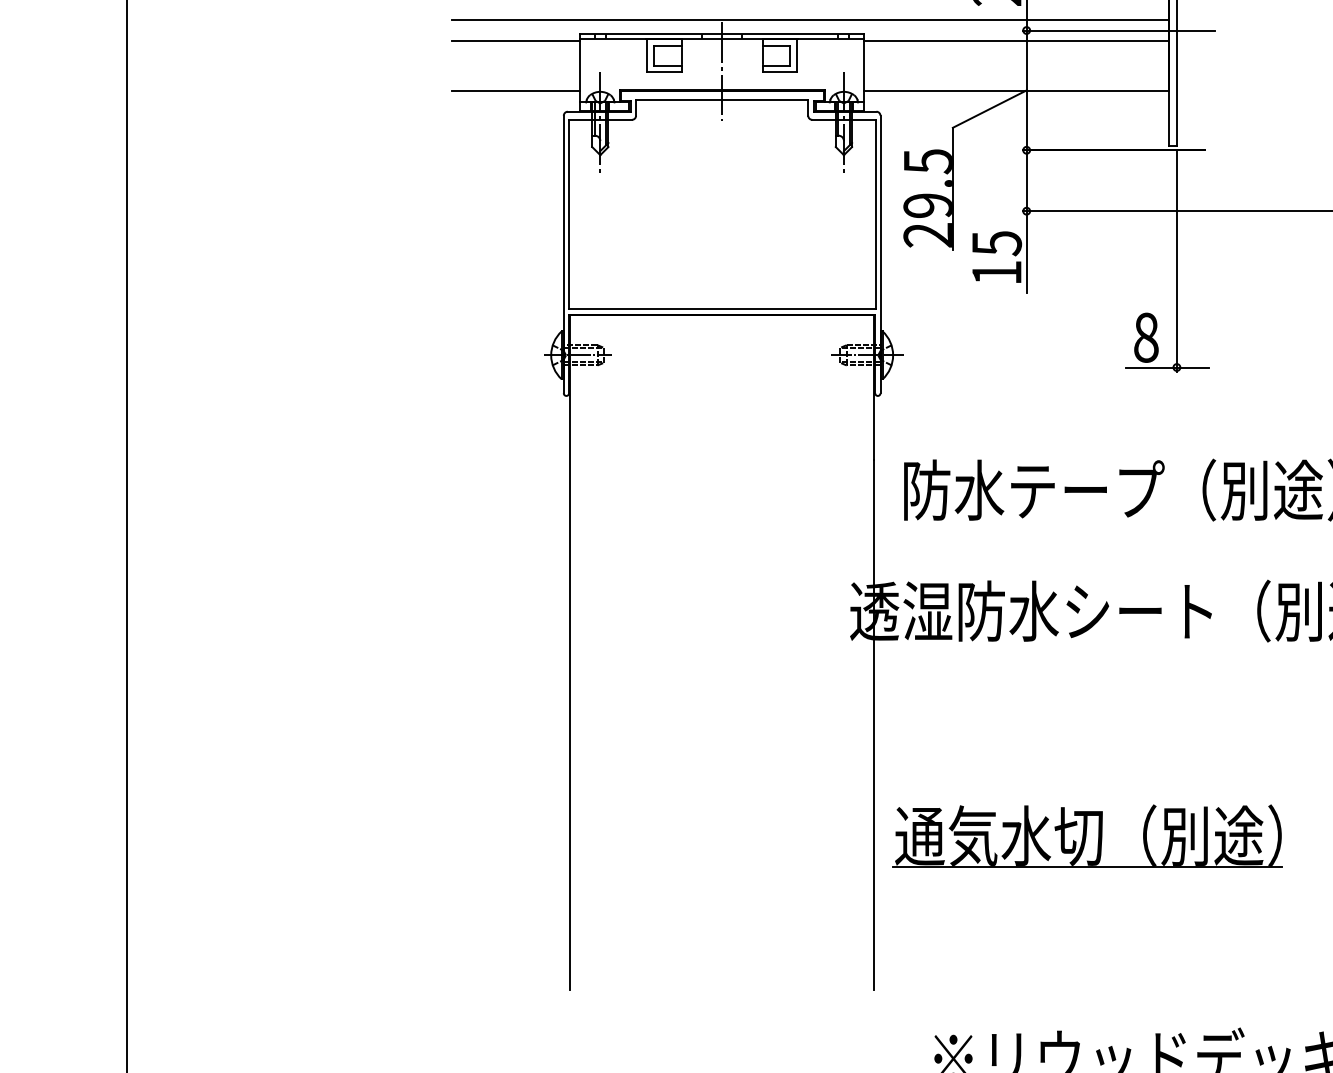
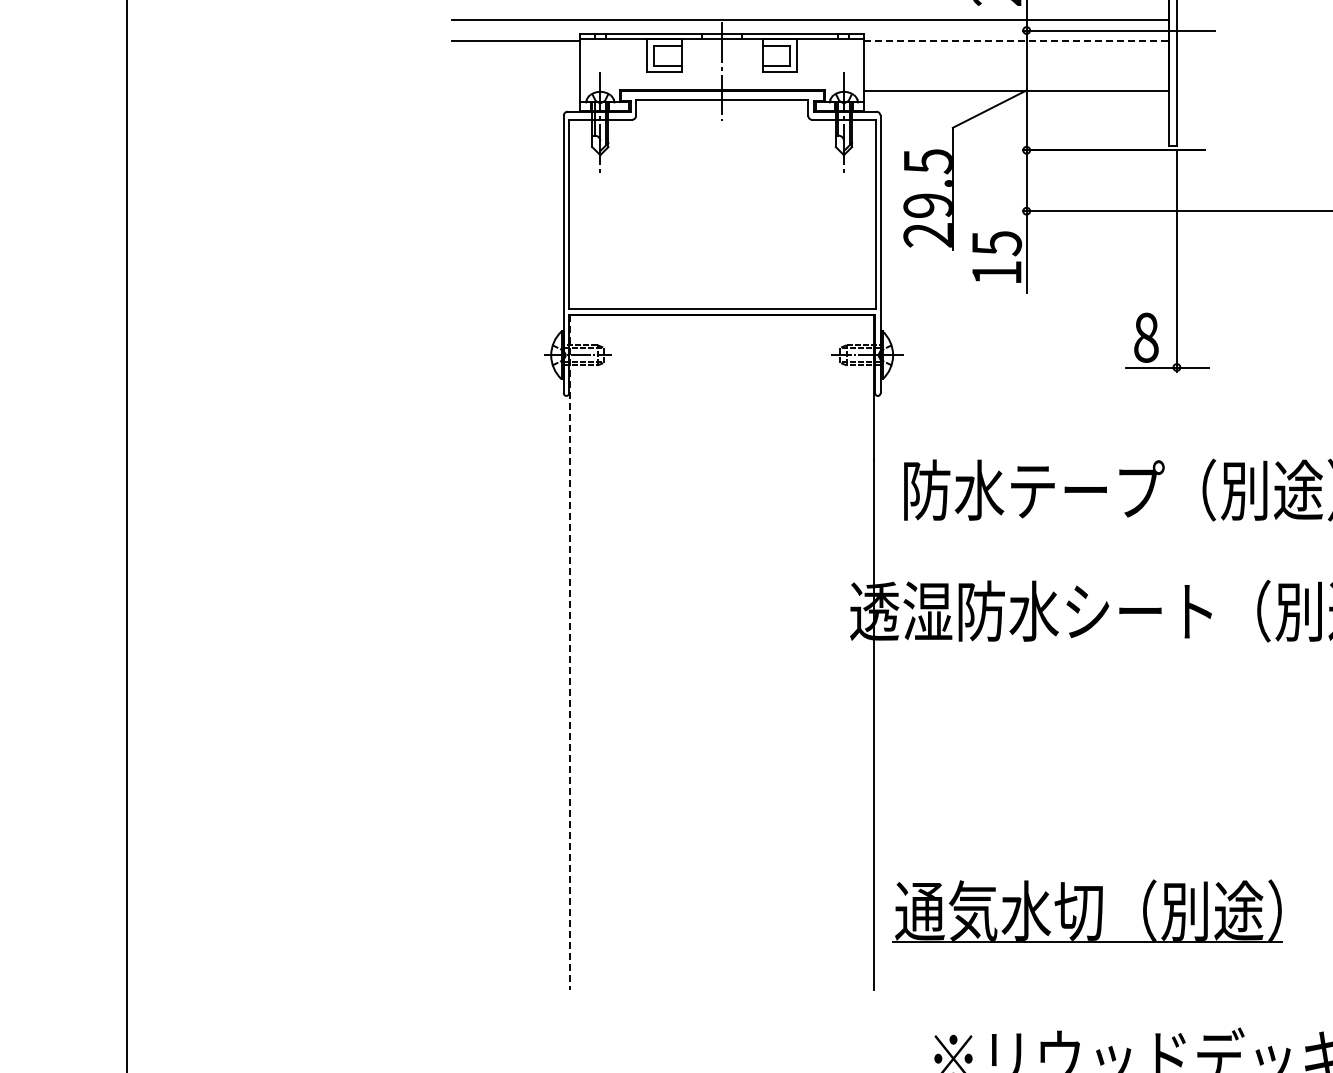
line: solid -> dashed (1017, 40)
line: present -> none (516, 91)
line: solid -> dashed (569, 652)
part position: (1087, 835) -> (1087, 910) (1087, 910)
